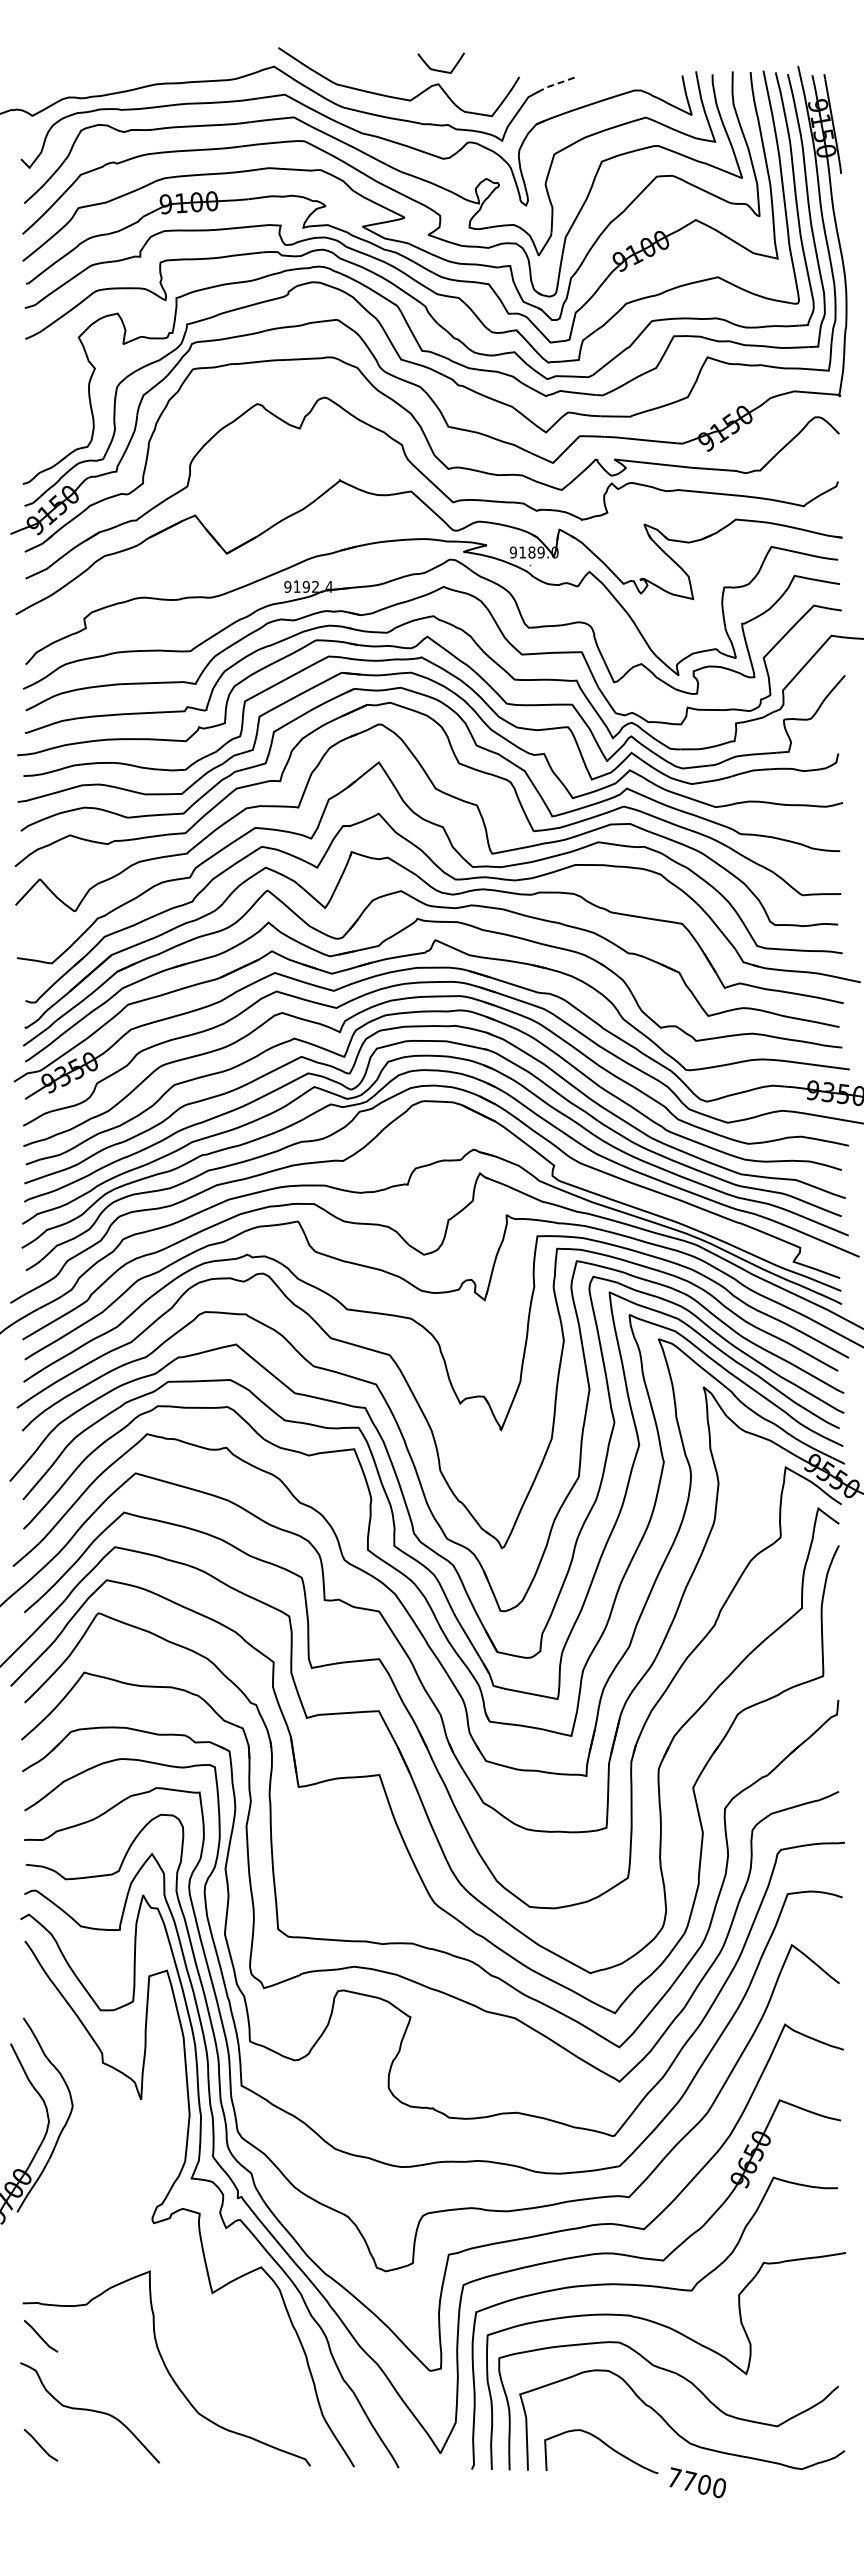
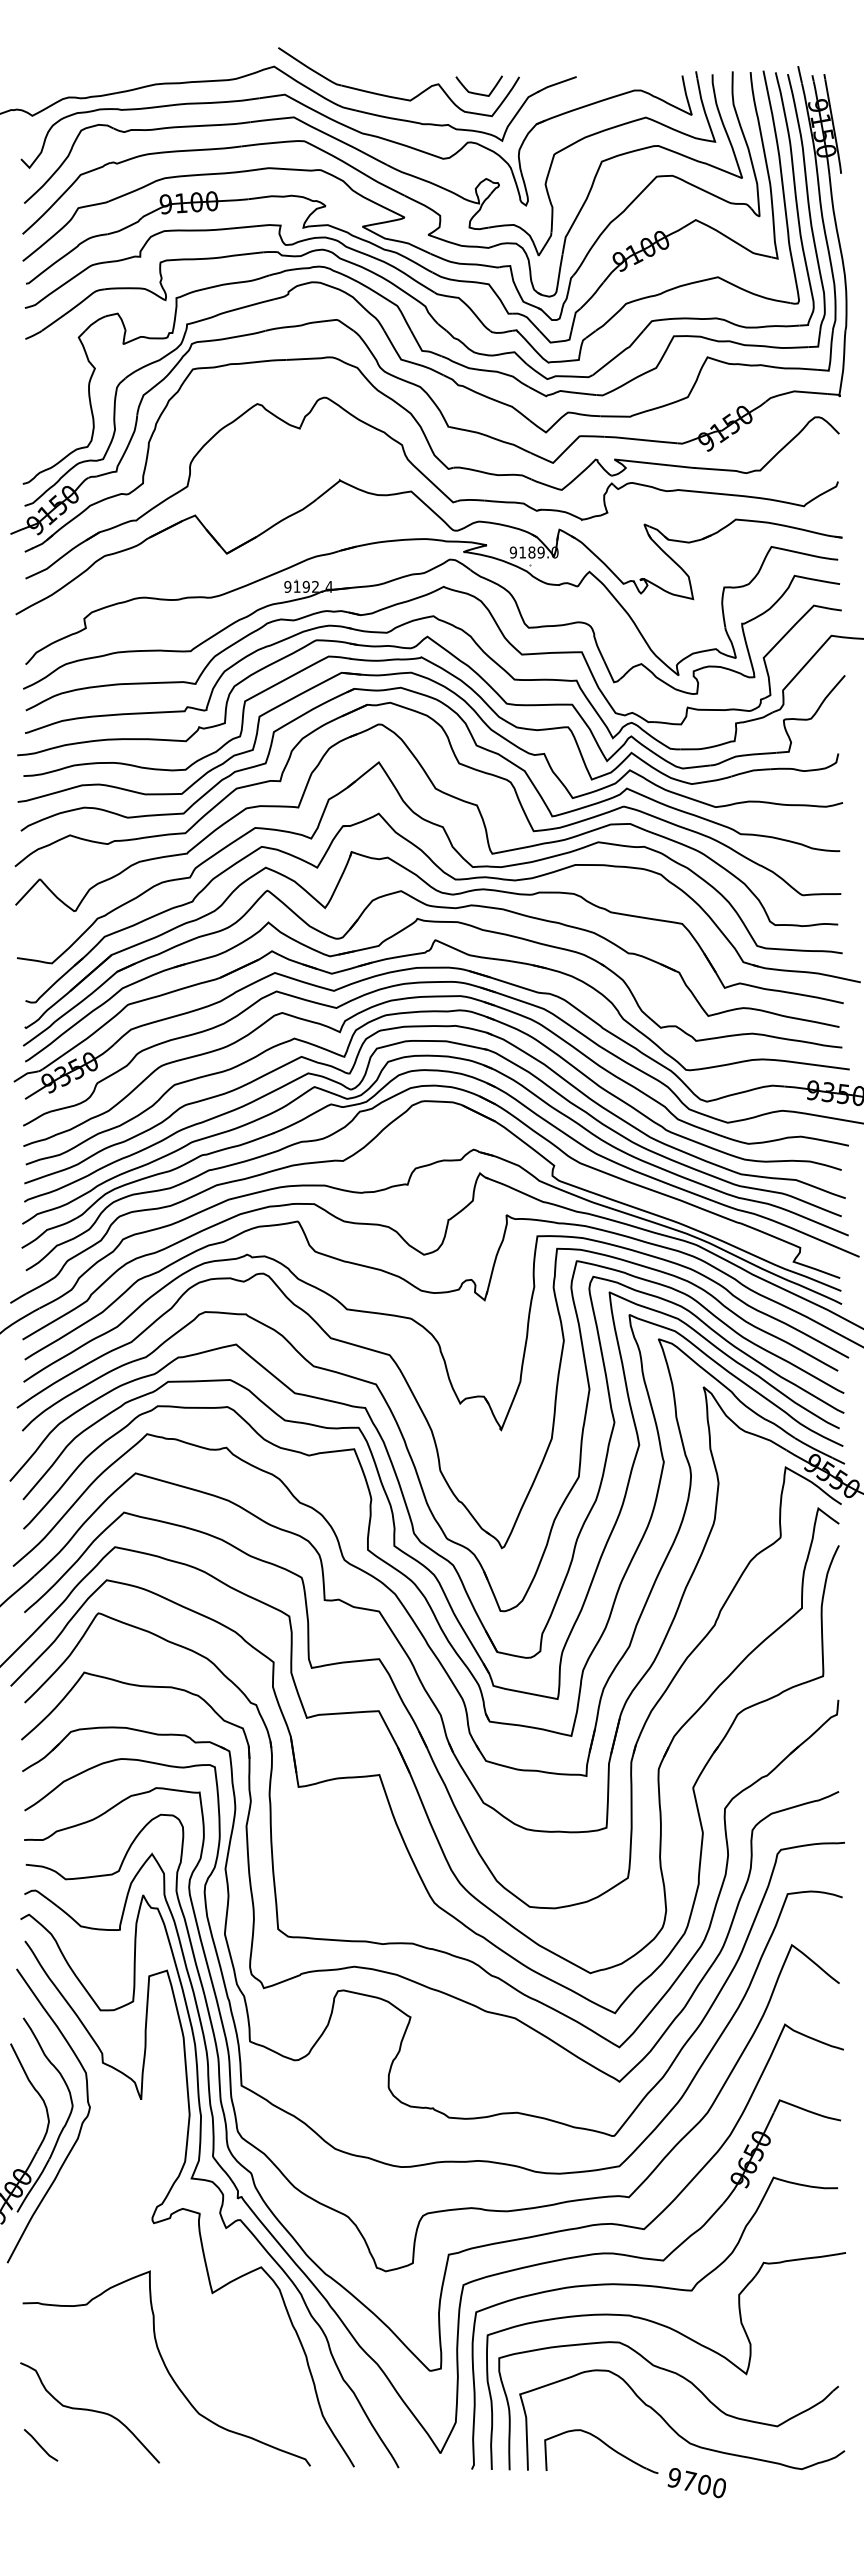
curve position: (438, 69) -> (476, 92) (476, 92)
line: dashed -> solid (555, 84)
curve: none -> present (80, 2125)
line: present -> none (41, 2336)
text: 7700 -> 9700 (674, 2477)
